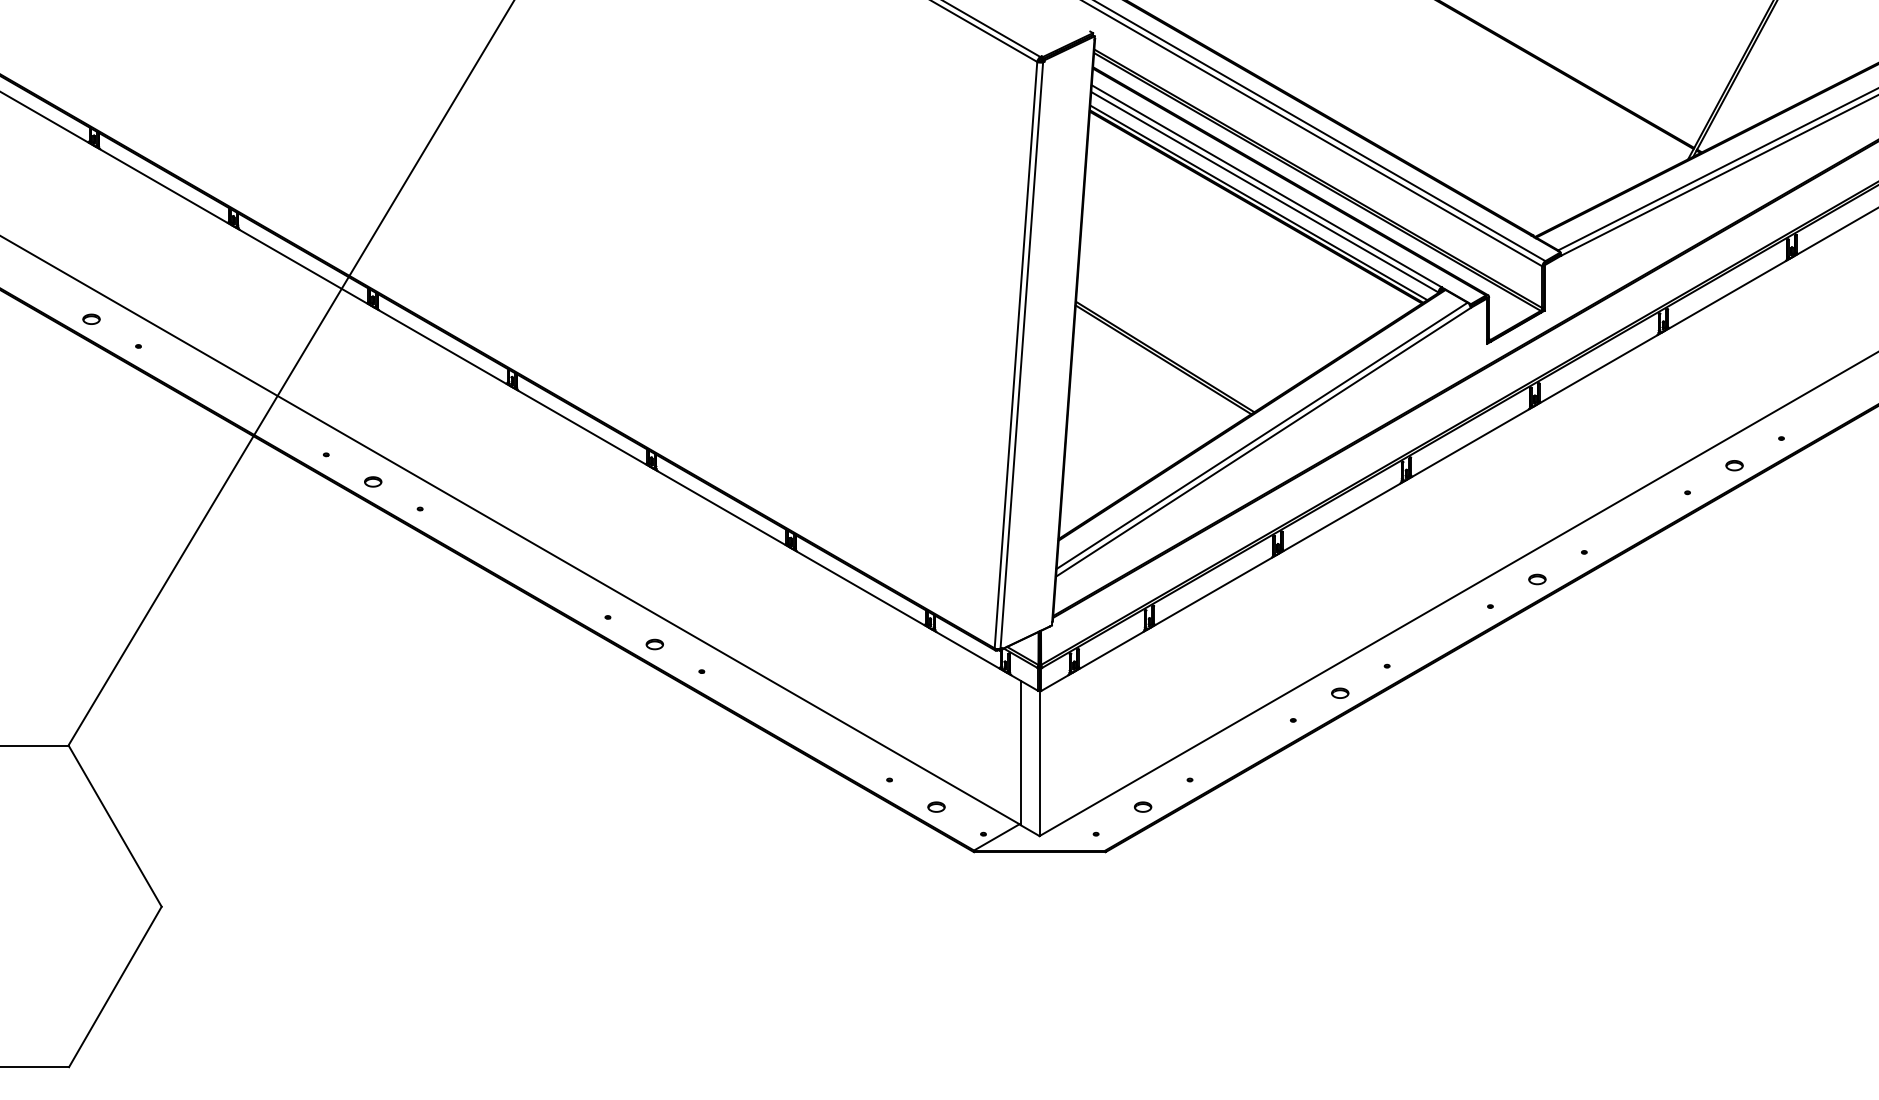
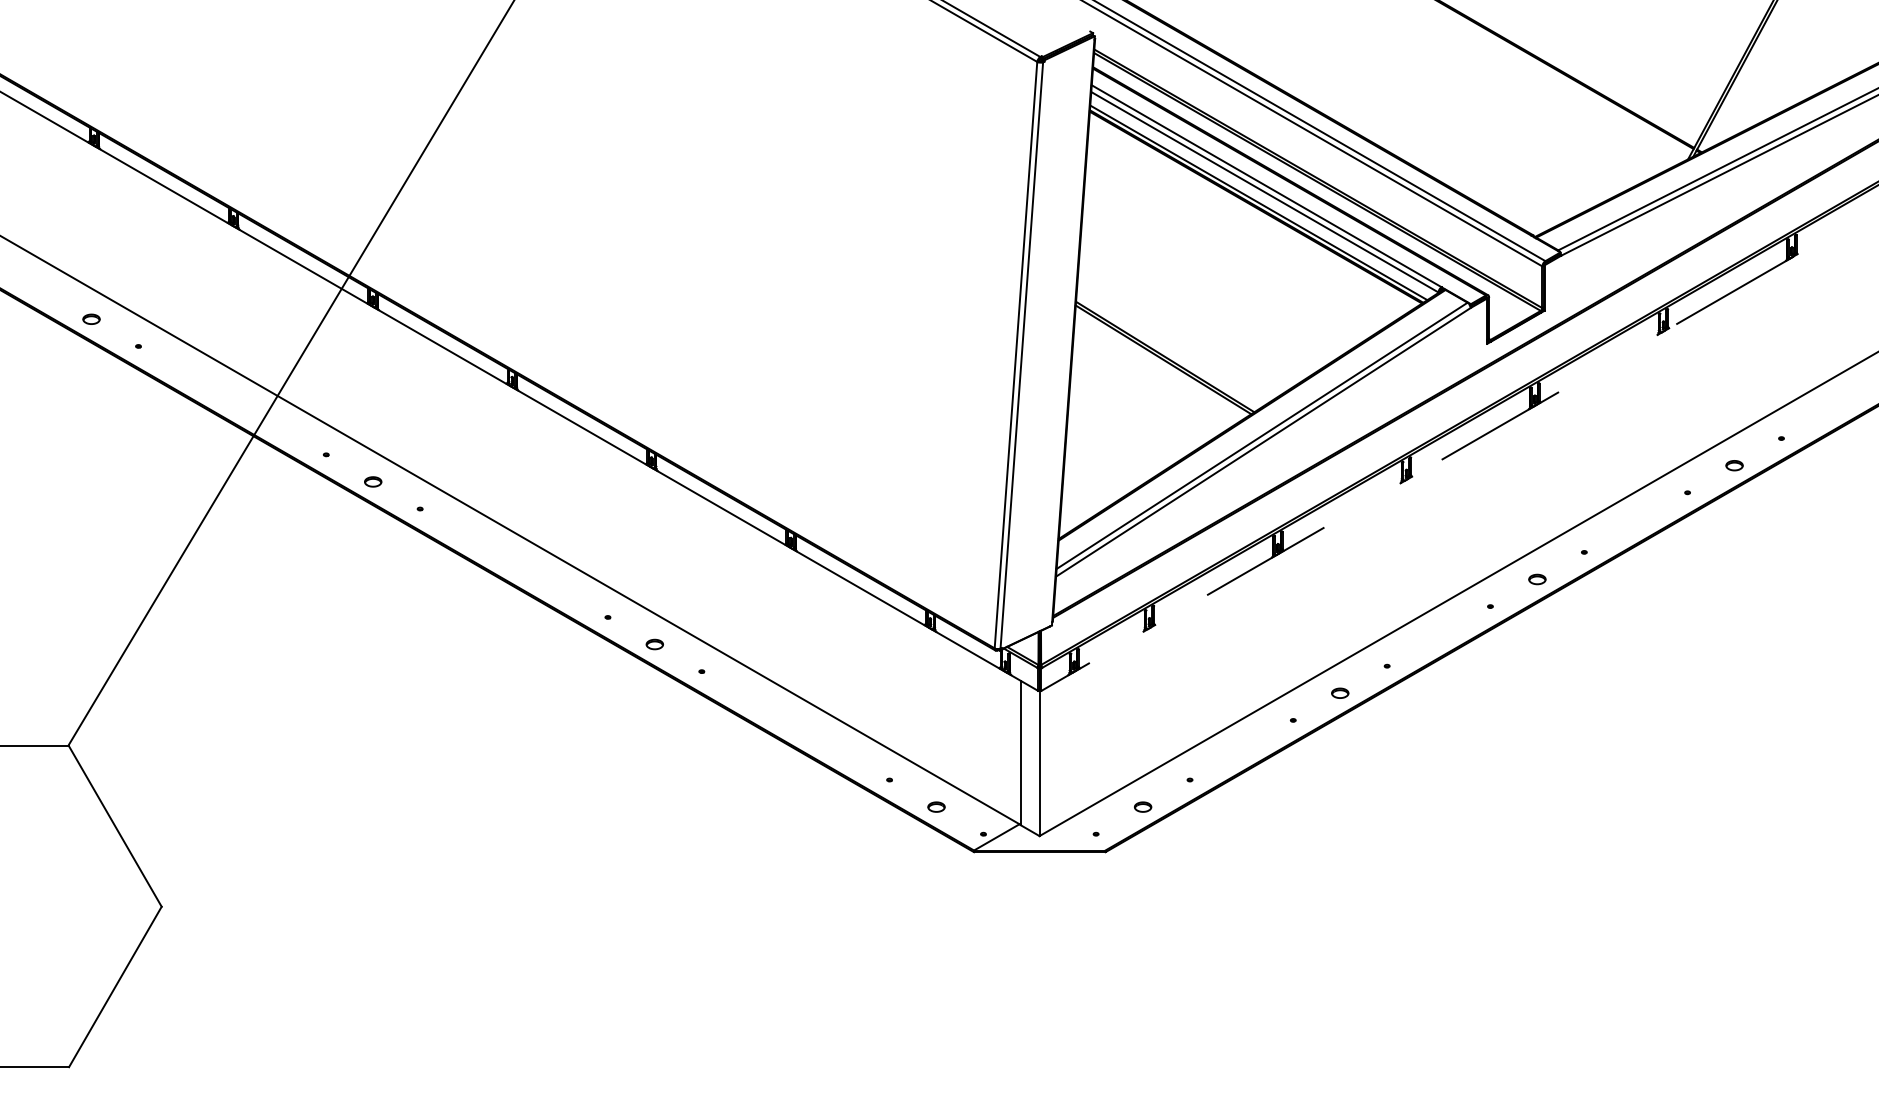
line: solid -> dashed (1459, 449)
